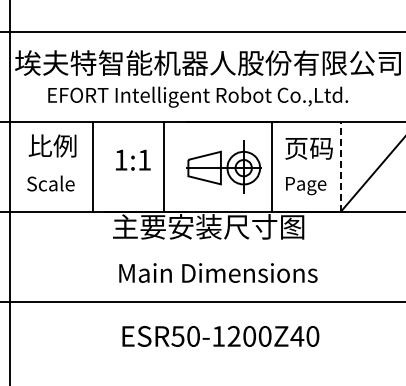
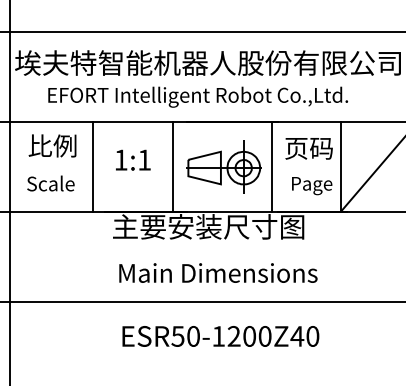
line position: (164, 166) -> (173, 166) (173, 166)
line: dashed -> solid (340, 166)
text position: (306, 186) -> (312, 186) (312, 186)
